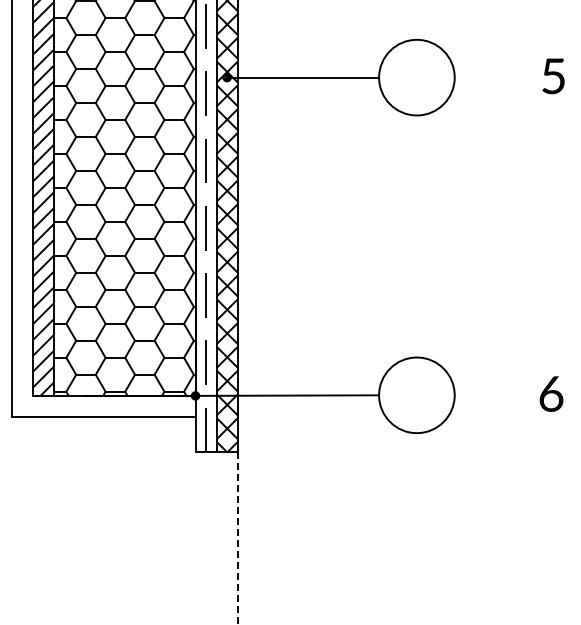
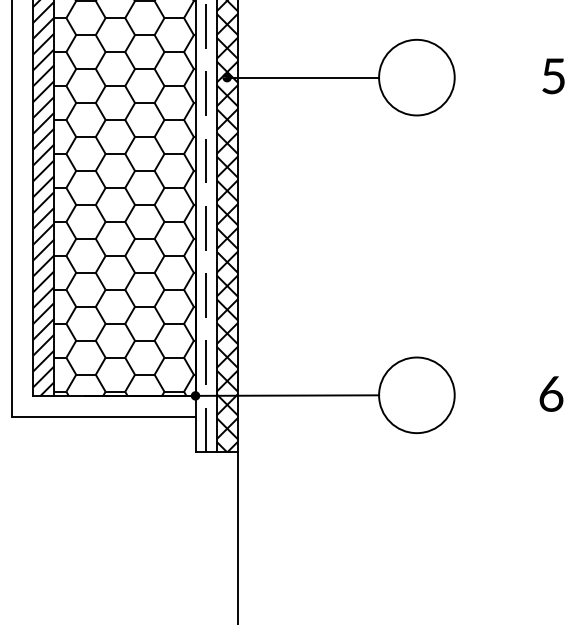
line: dashed -> solid (237, 538)
